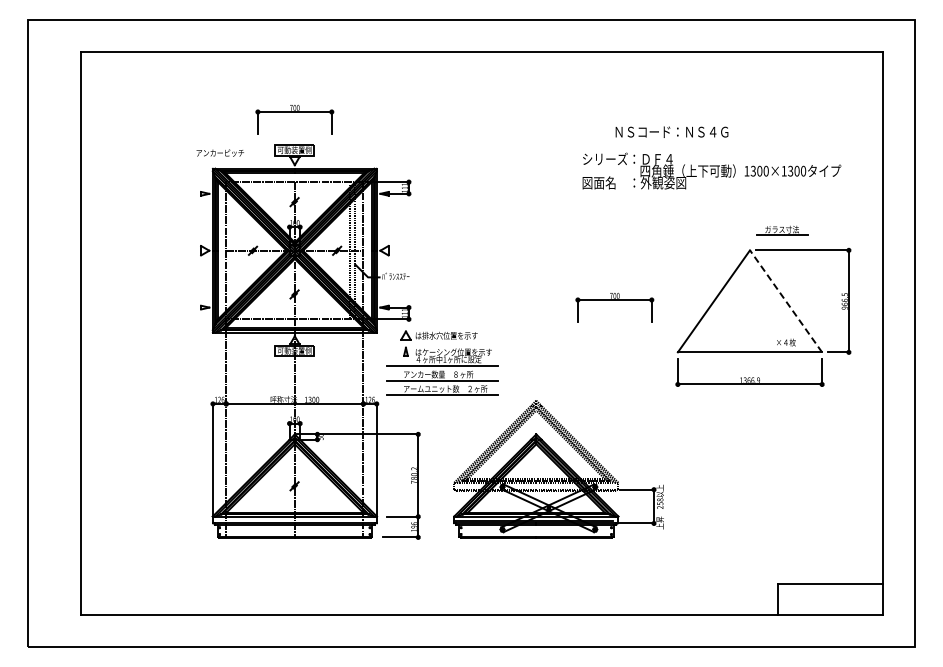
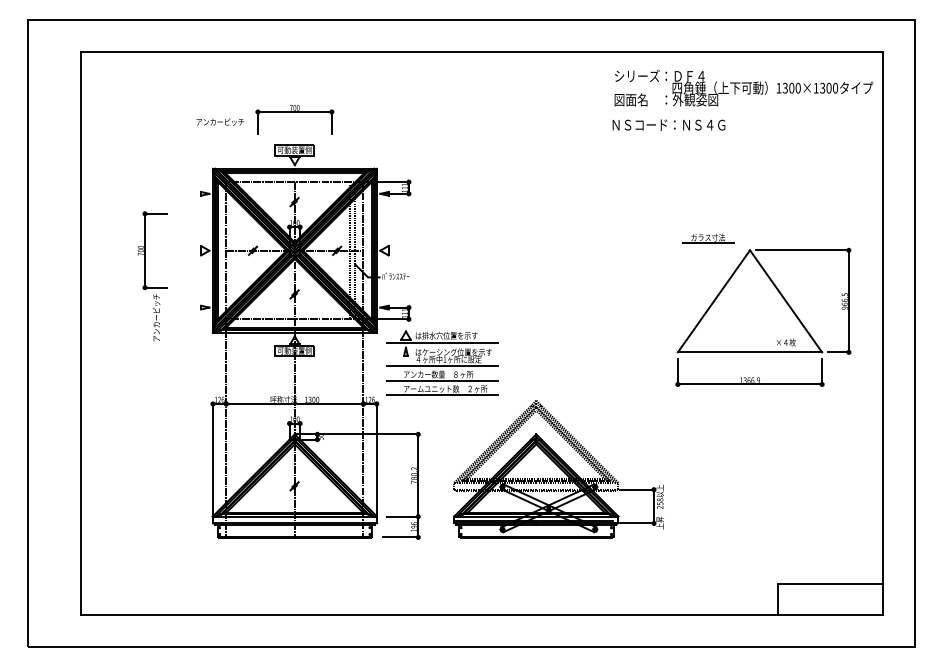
text position: (671, 131) -> (668, 124) (668, 124)
text position: (219, 152) -> (219, 121) (219, 121)
text position: (711, 170) -> (743, 87) (743, 87)
part position: (782, 230) -> (708, 238) (708, 238)
part: none -> present (145, 276)
part: present -> none (614, 300)
line: dashed -> solid (785, 300)
line: none -> present (442, 342)
